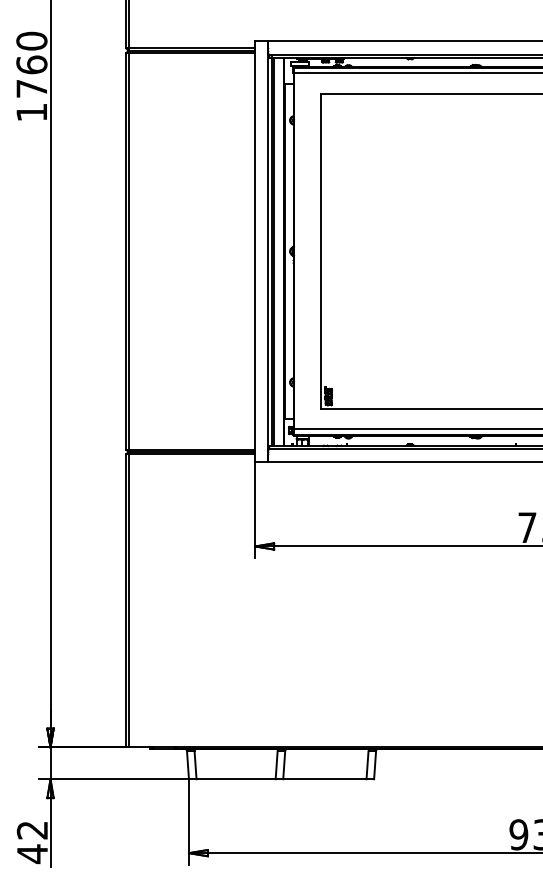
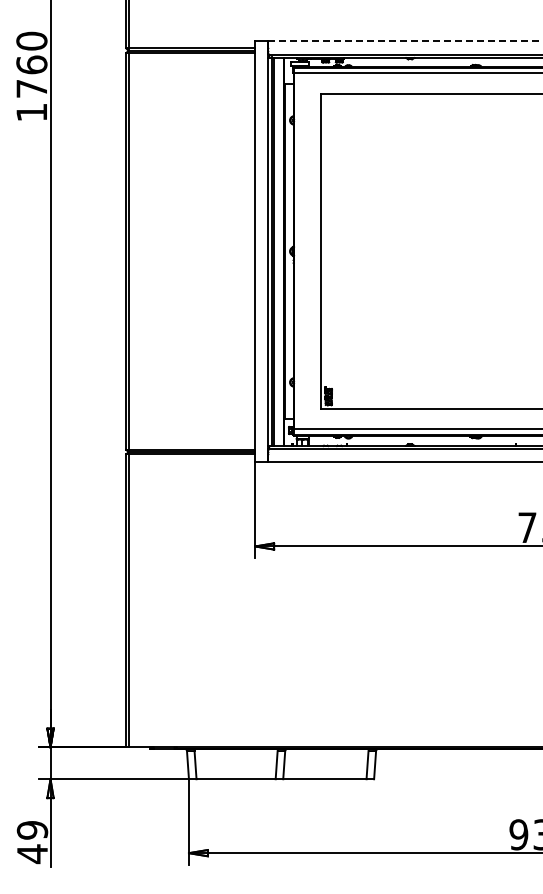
line: solid -> dashed (405, 41)
text: 42 -> 49 (32, 830)
